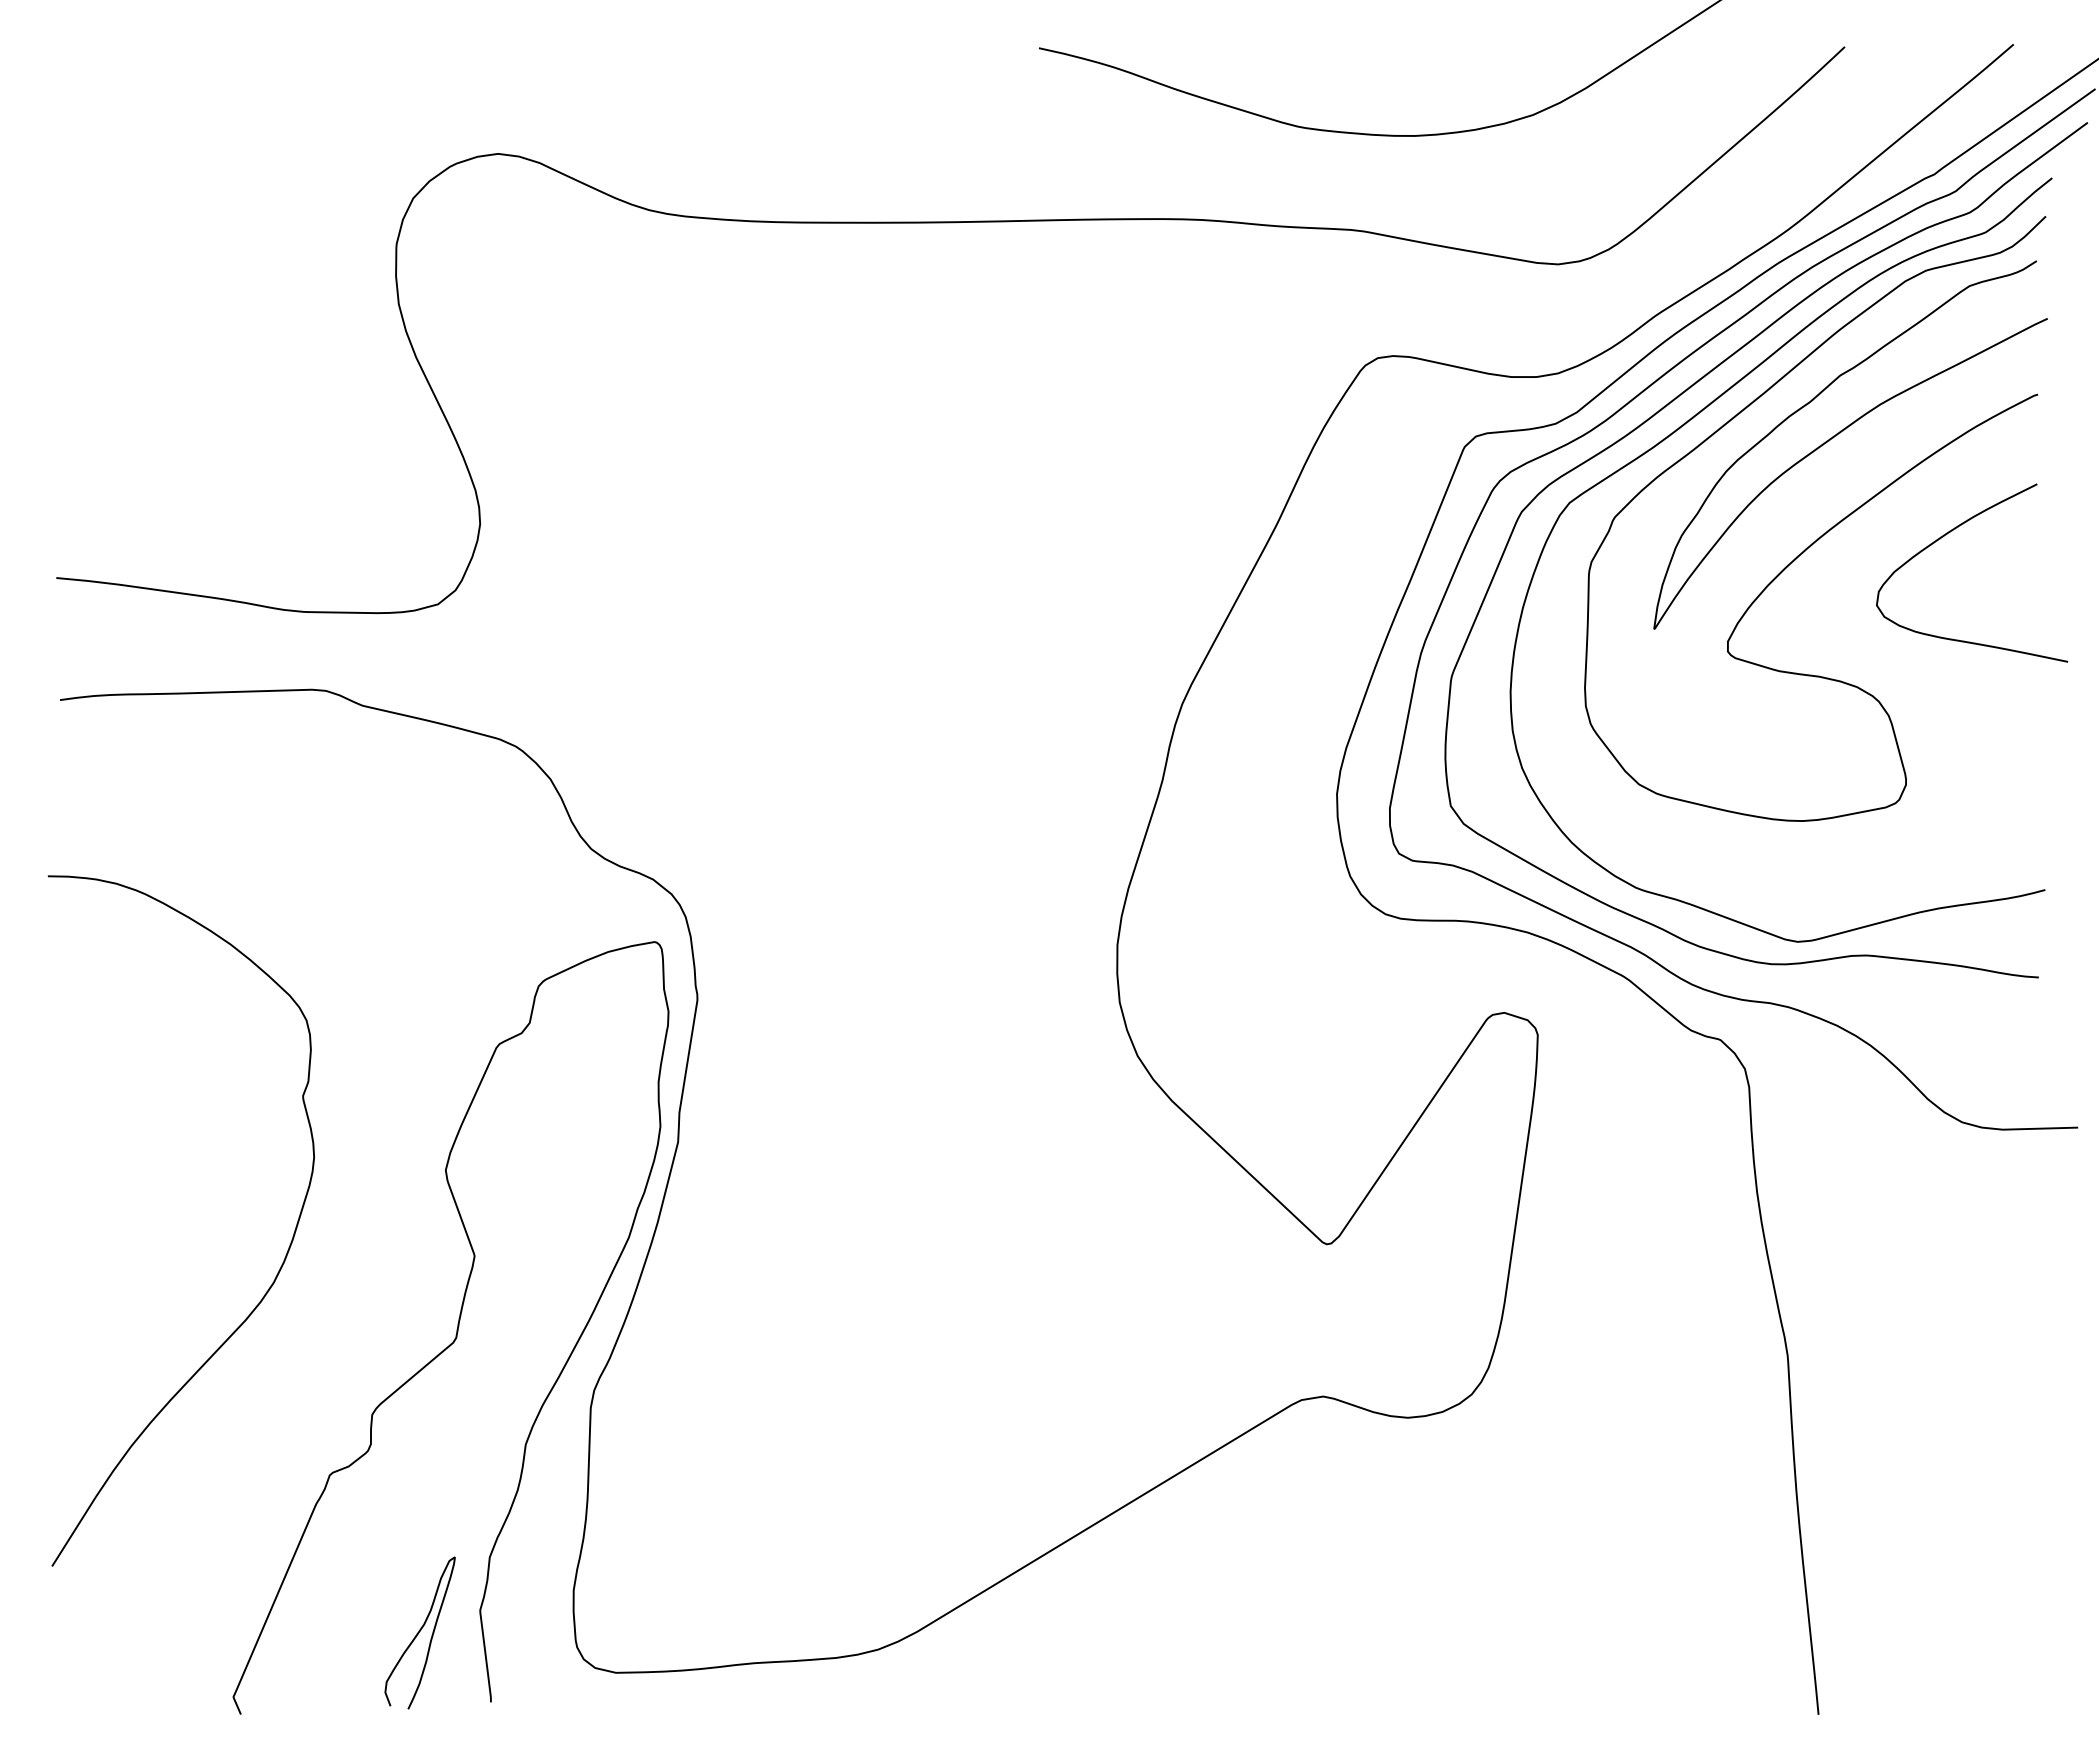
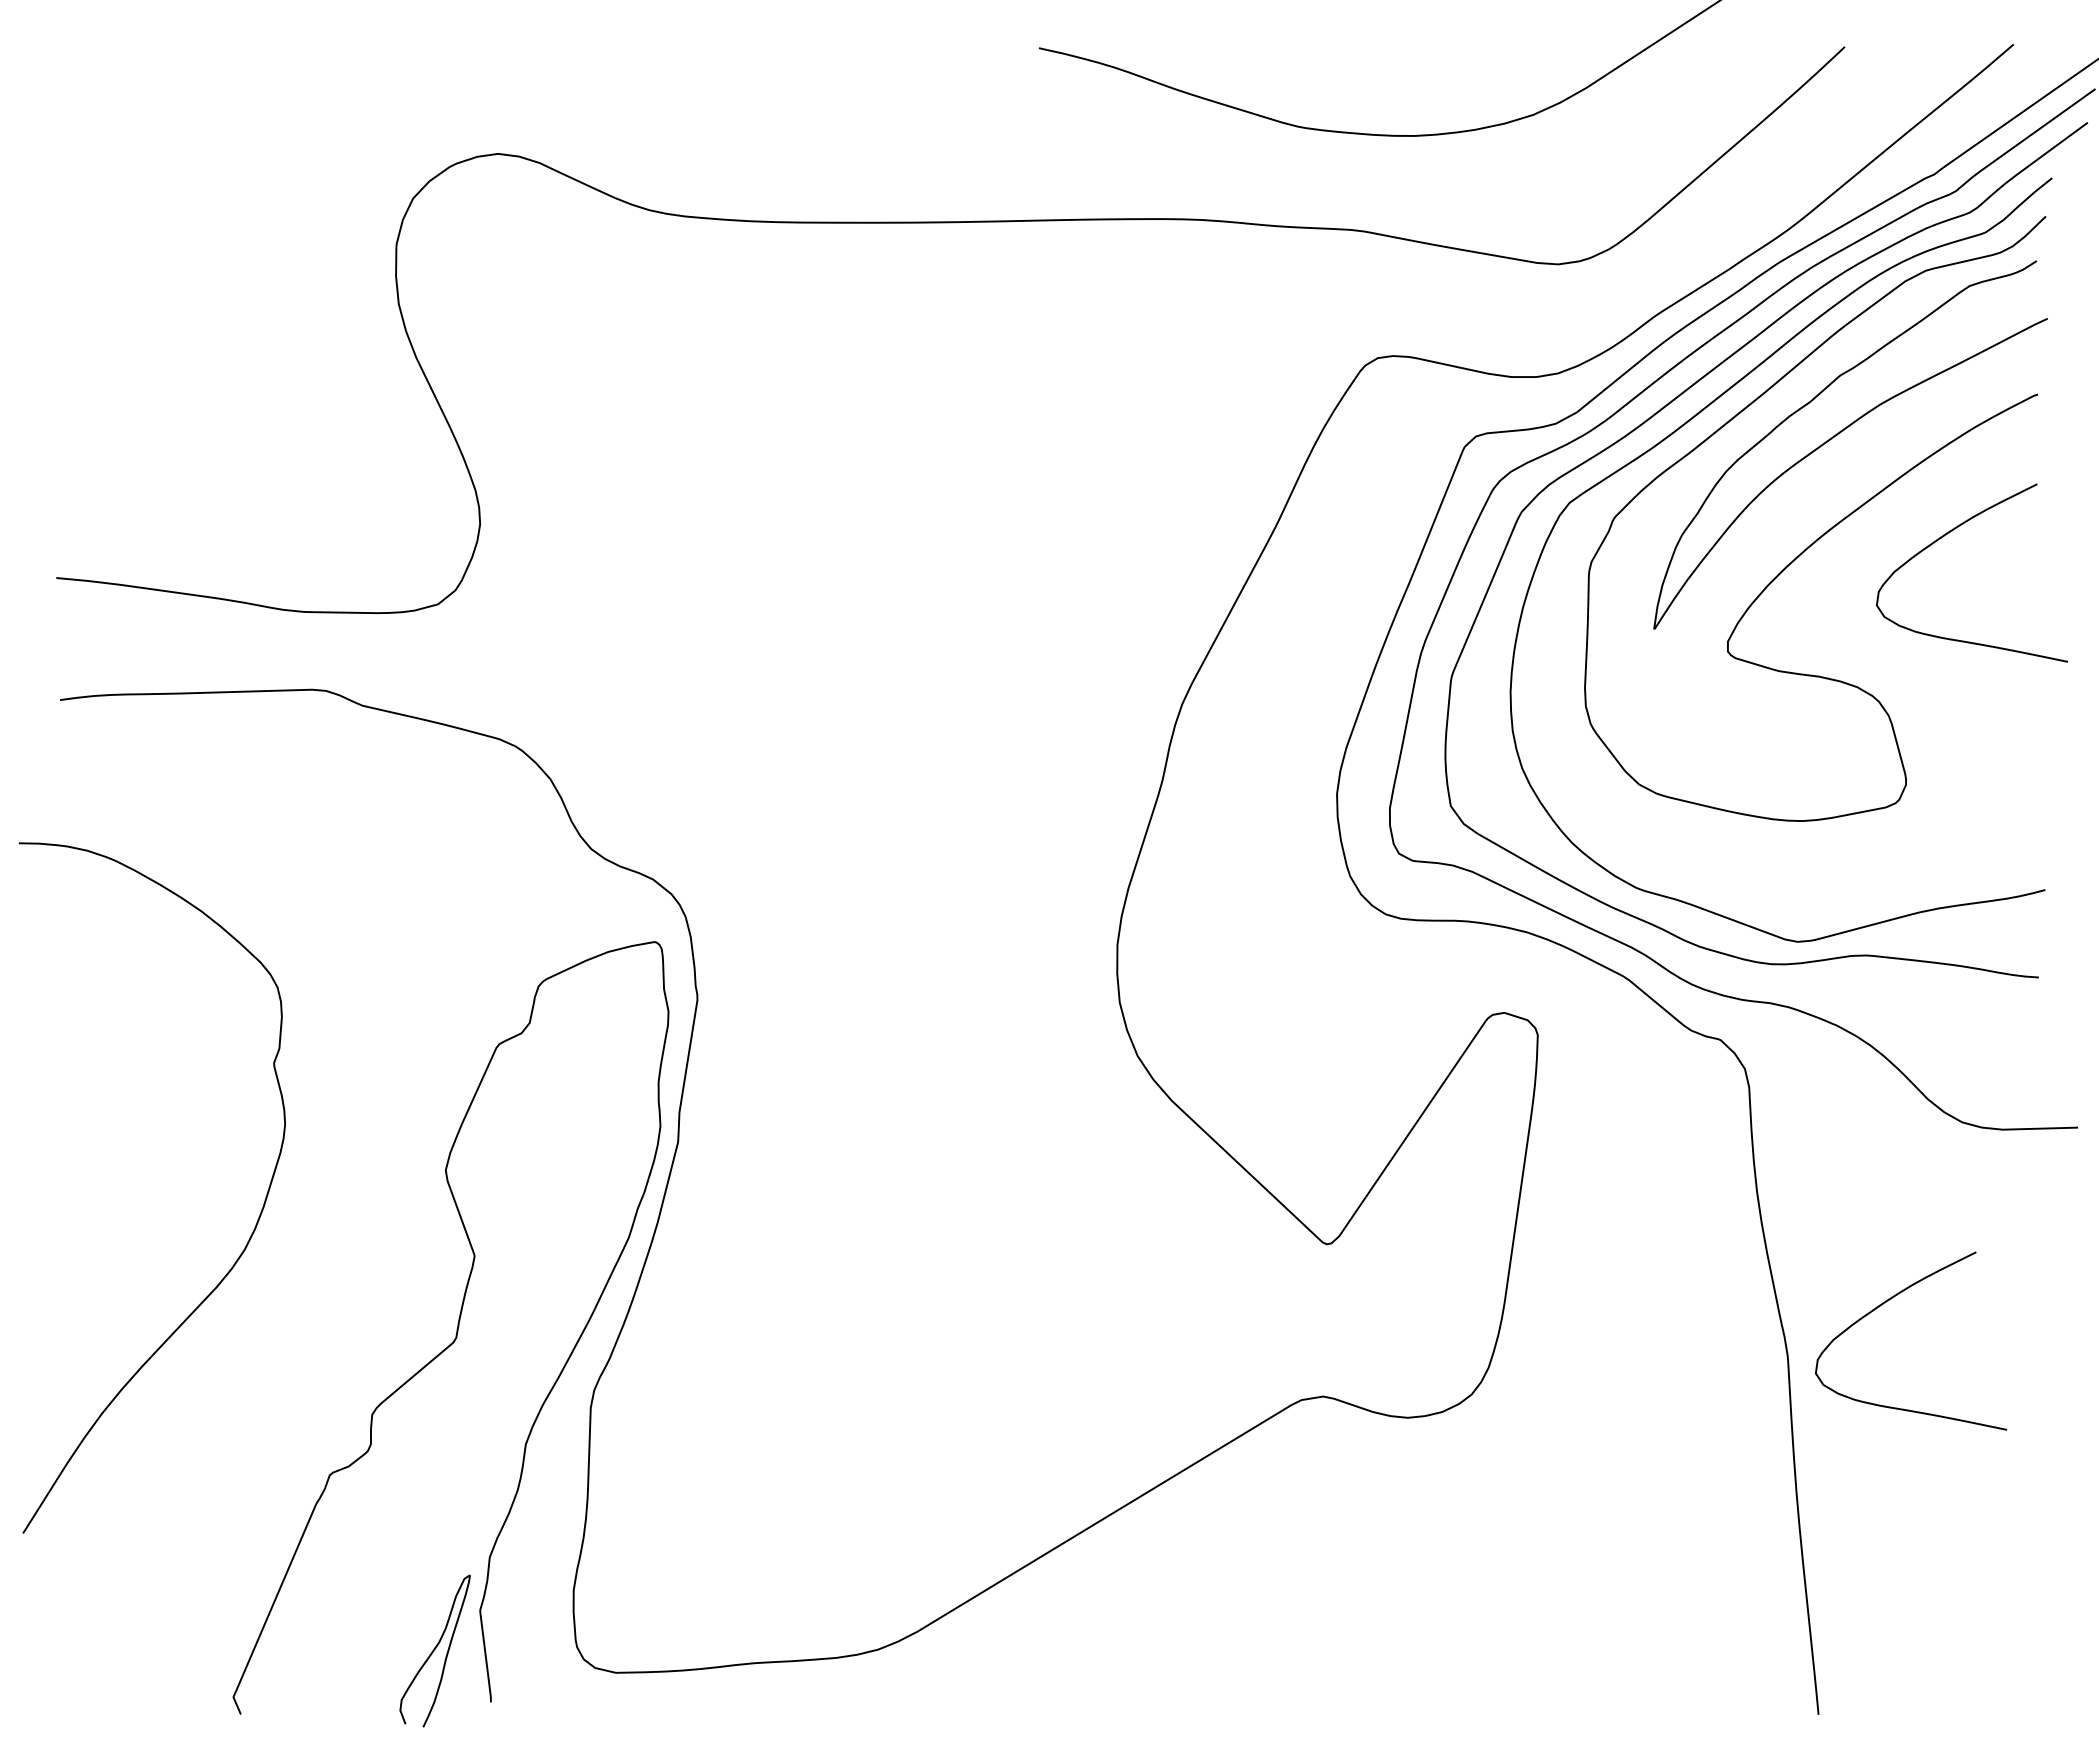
curve position: (278, 1270) -> (249, 1237) (249, 1237)
curve: none -> present (1885, 1303)
curve position: (419, 1632) -> (434, 1650) (434, 1650)
